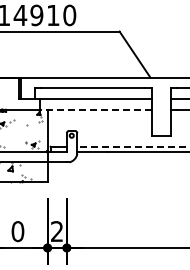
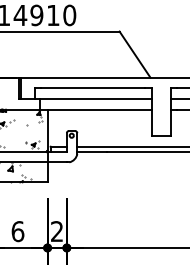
line: dashed -> solid (95, 109)
line: dashed -> solid (133, 146)
text: 0 -> 6 (17, 231)
